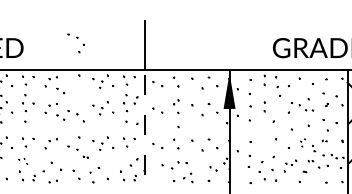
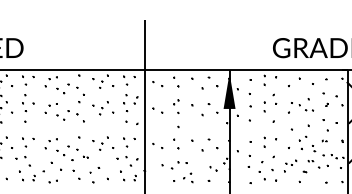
part position: (75, 43) -> (75, 93) (75, 93)
part position: (278, 90) -> (274, 98) (274, 98)
line: dashed -> solid (144, 131)
part: none -> present (264, 141)
part size: 6x10 px -> 10x16 px (302, 142)
part: none -> present (64, 155)
part: none -> present (121, 157)
part size: 11x7 px -> 16x11 px (22, 161)
